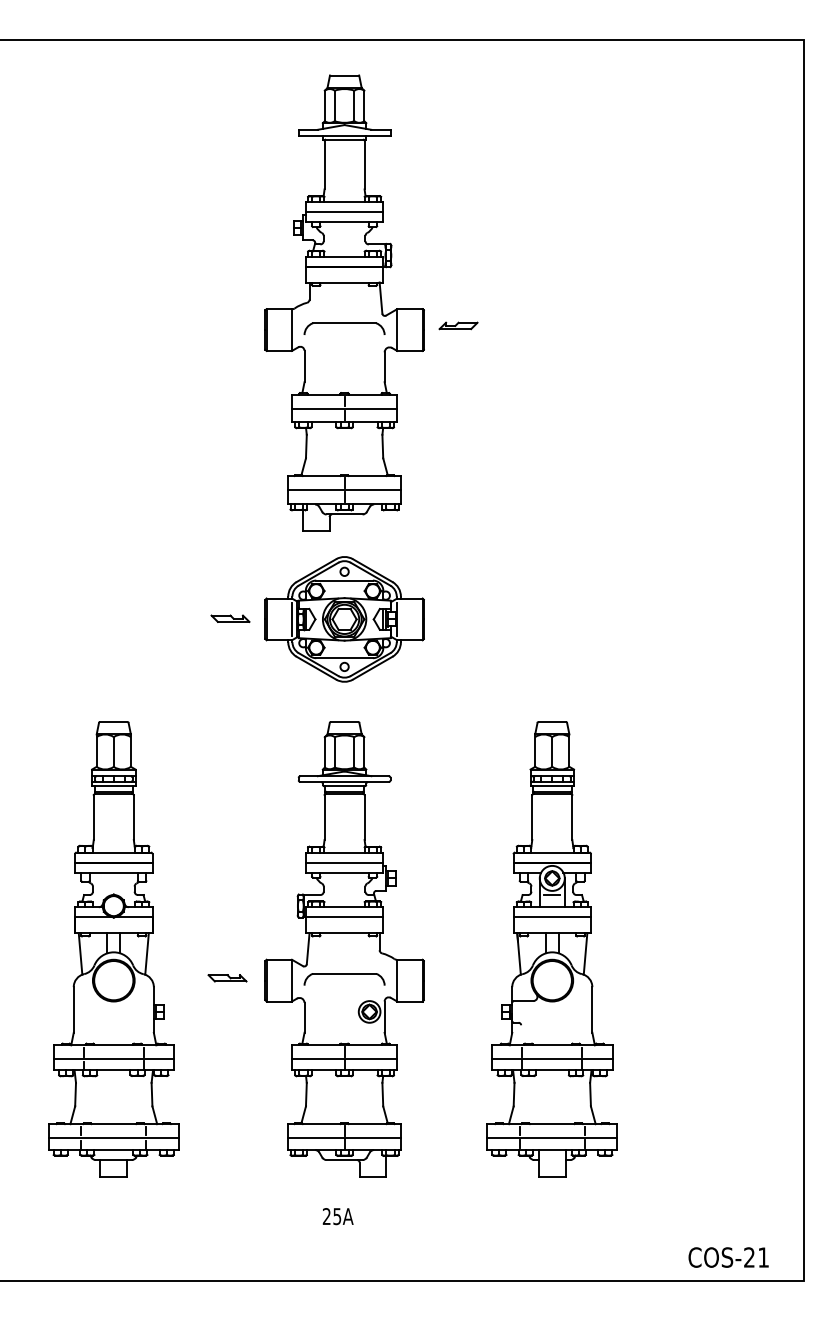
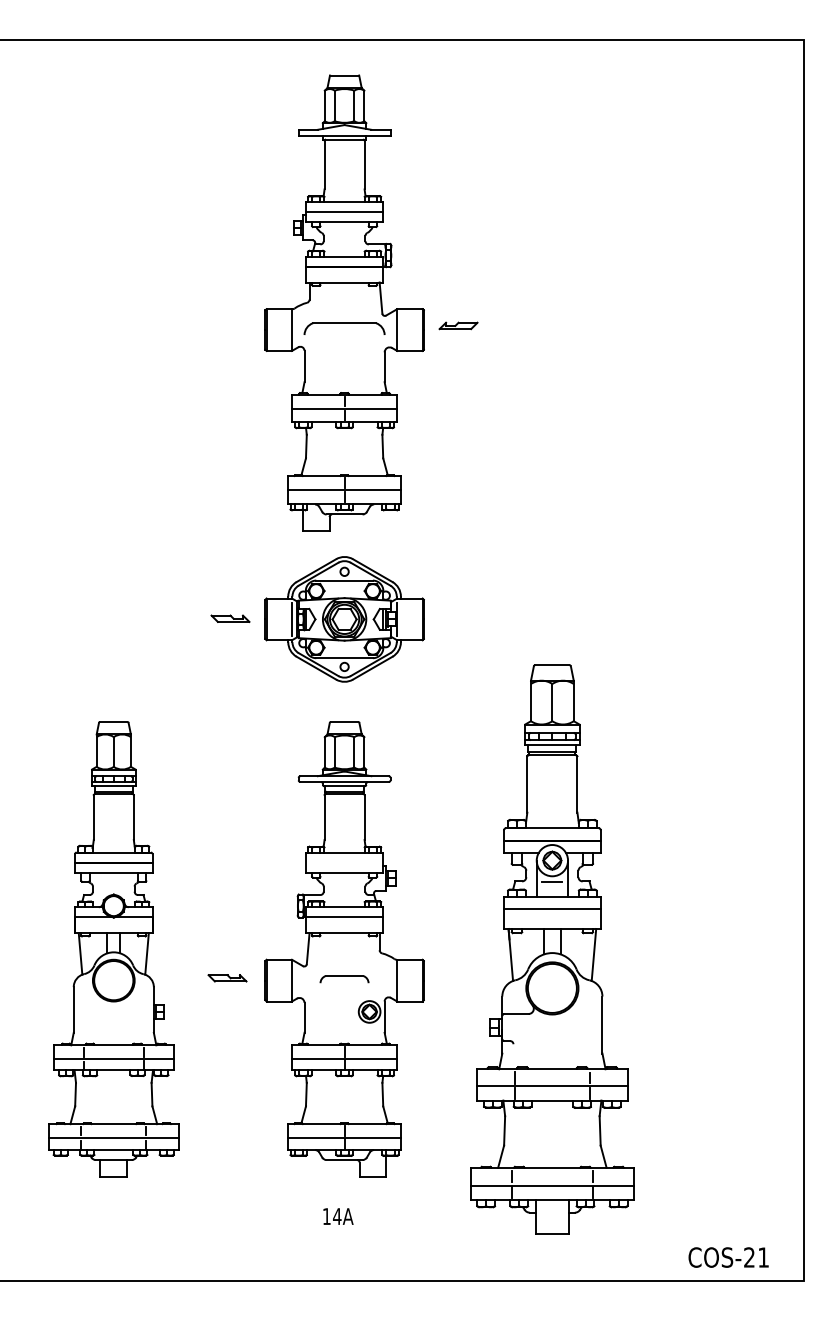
line: present -> none (344, 862)
part size: 132x457 px -> 165x571 px (552, 949)
part size: 83x13 px -> 51x9 px (344, 979)
text: 25A -> 14A (331, 1216)
